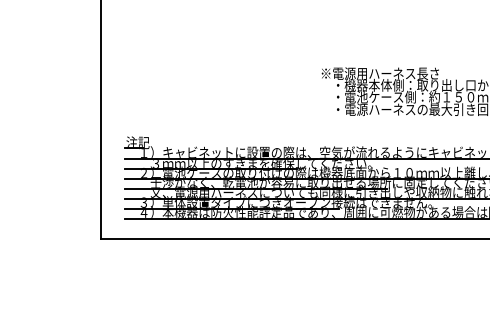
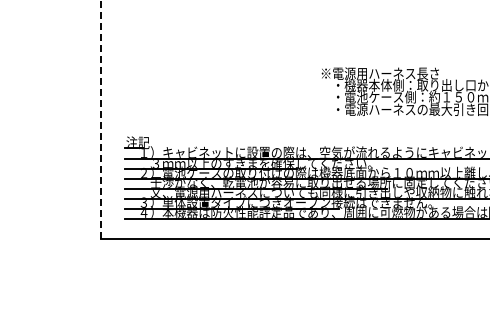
line: solid -> dashed (100, 119)
